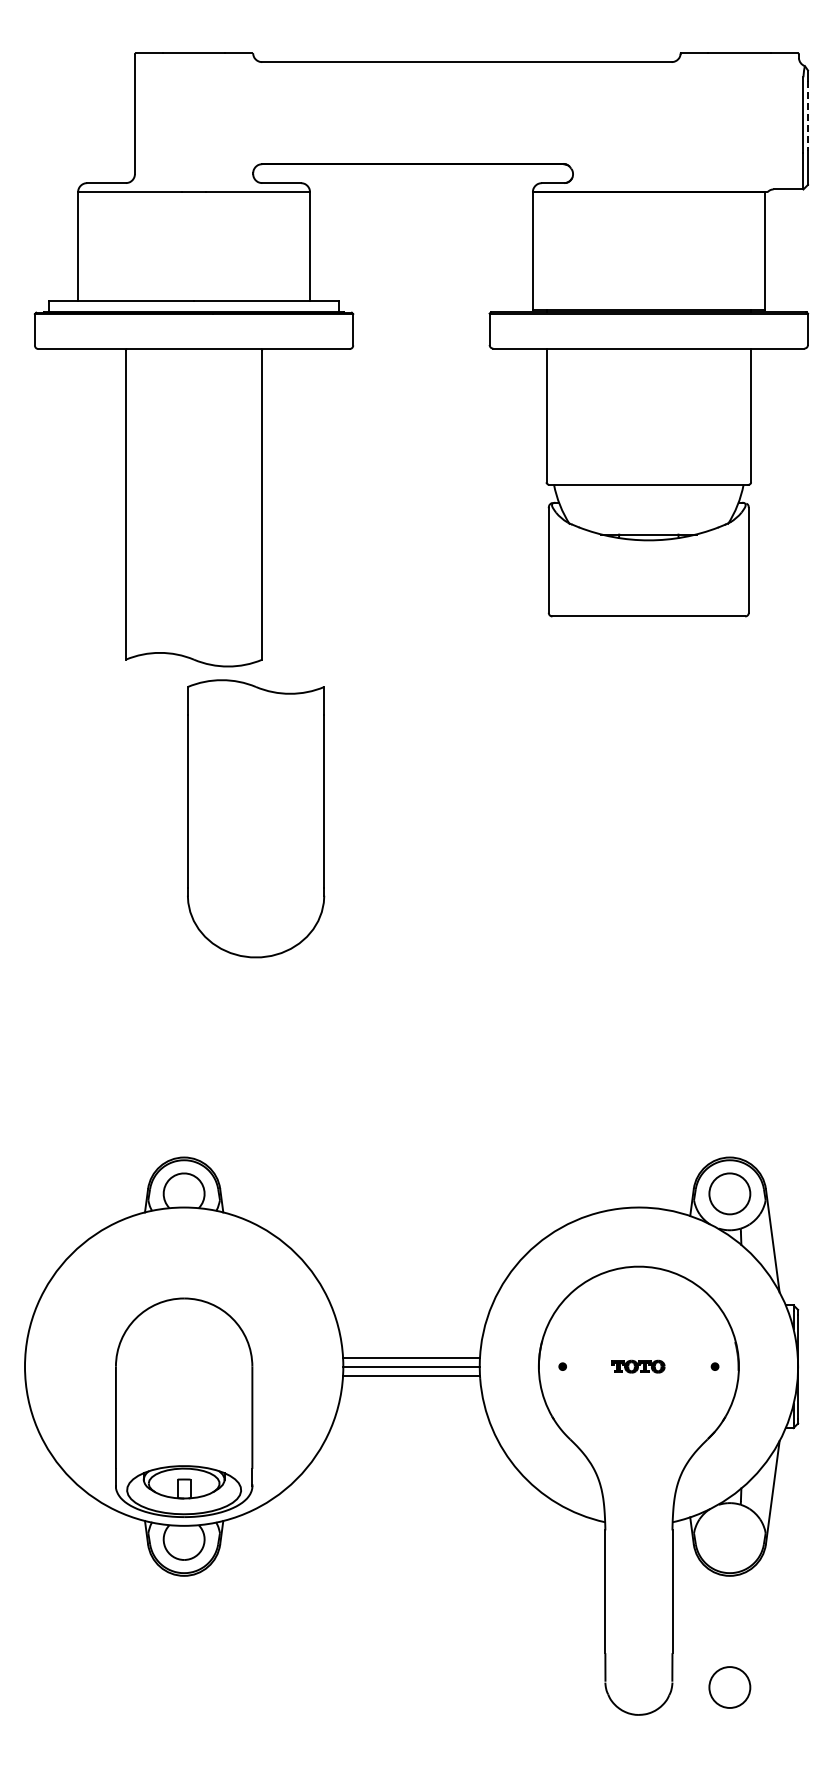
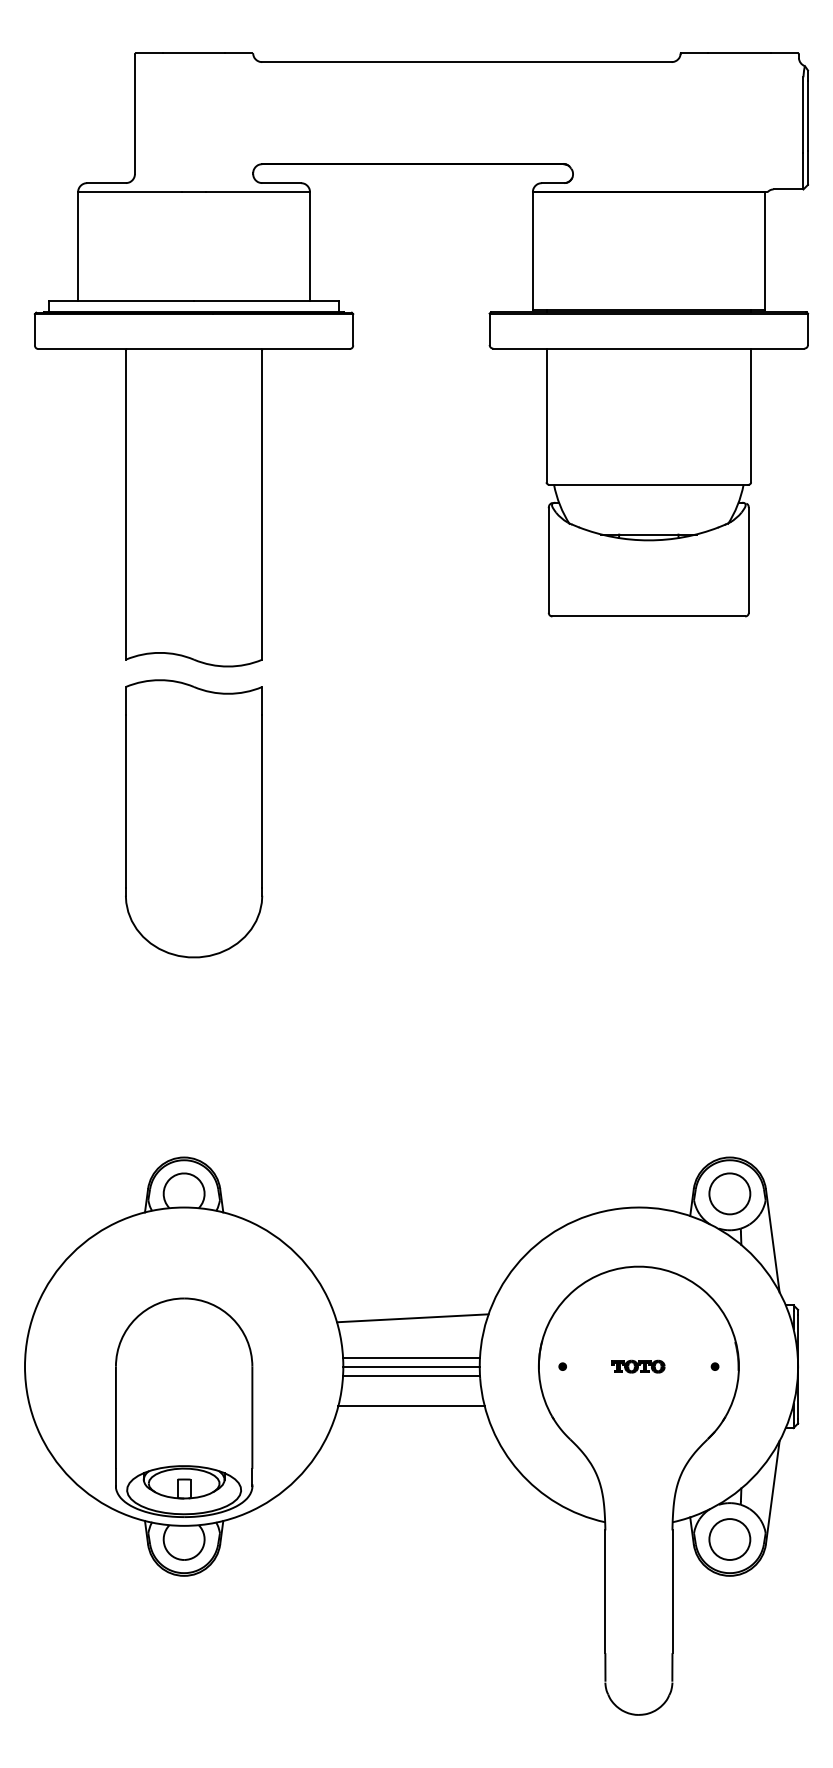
line: dashed -> solid (807, 116)
part position: (256, 818) -> (194, 818) (194, 818)
line: none -> present (412, 1318)
line: none -> present (411, 1405)
circle position: (729, 1687) -> (729, 1539) (729, 1539)
